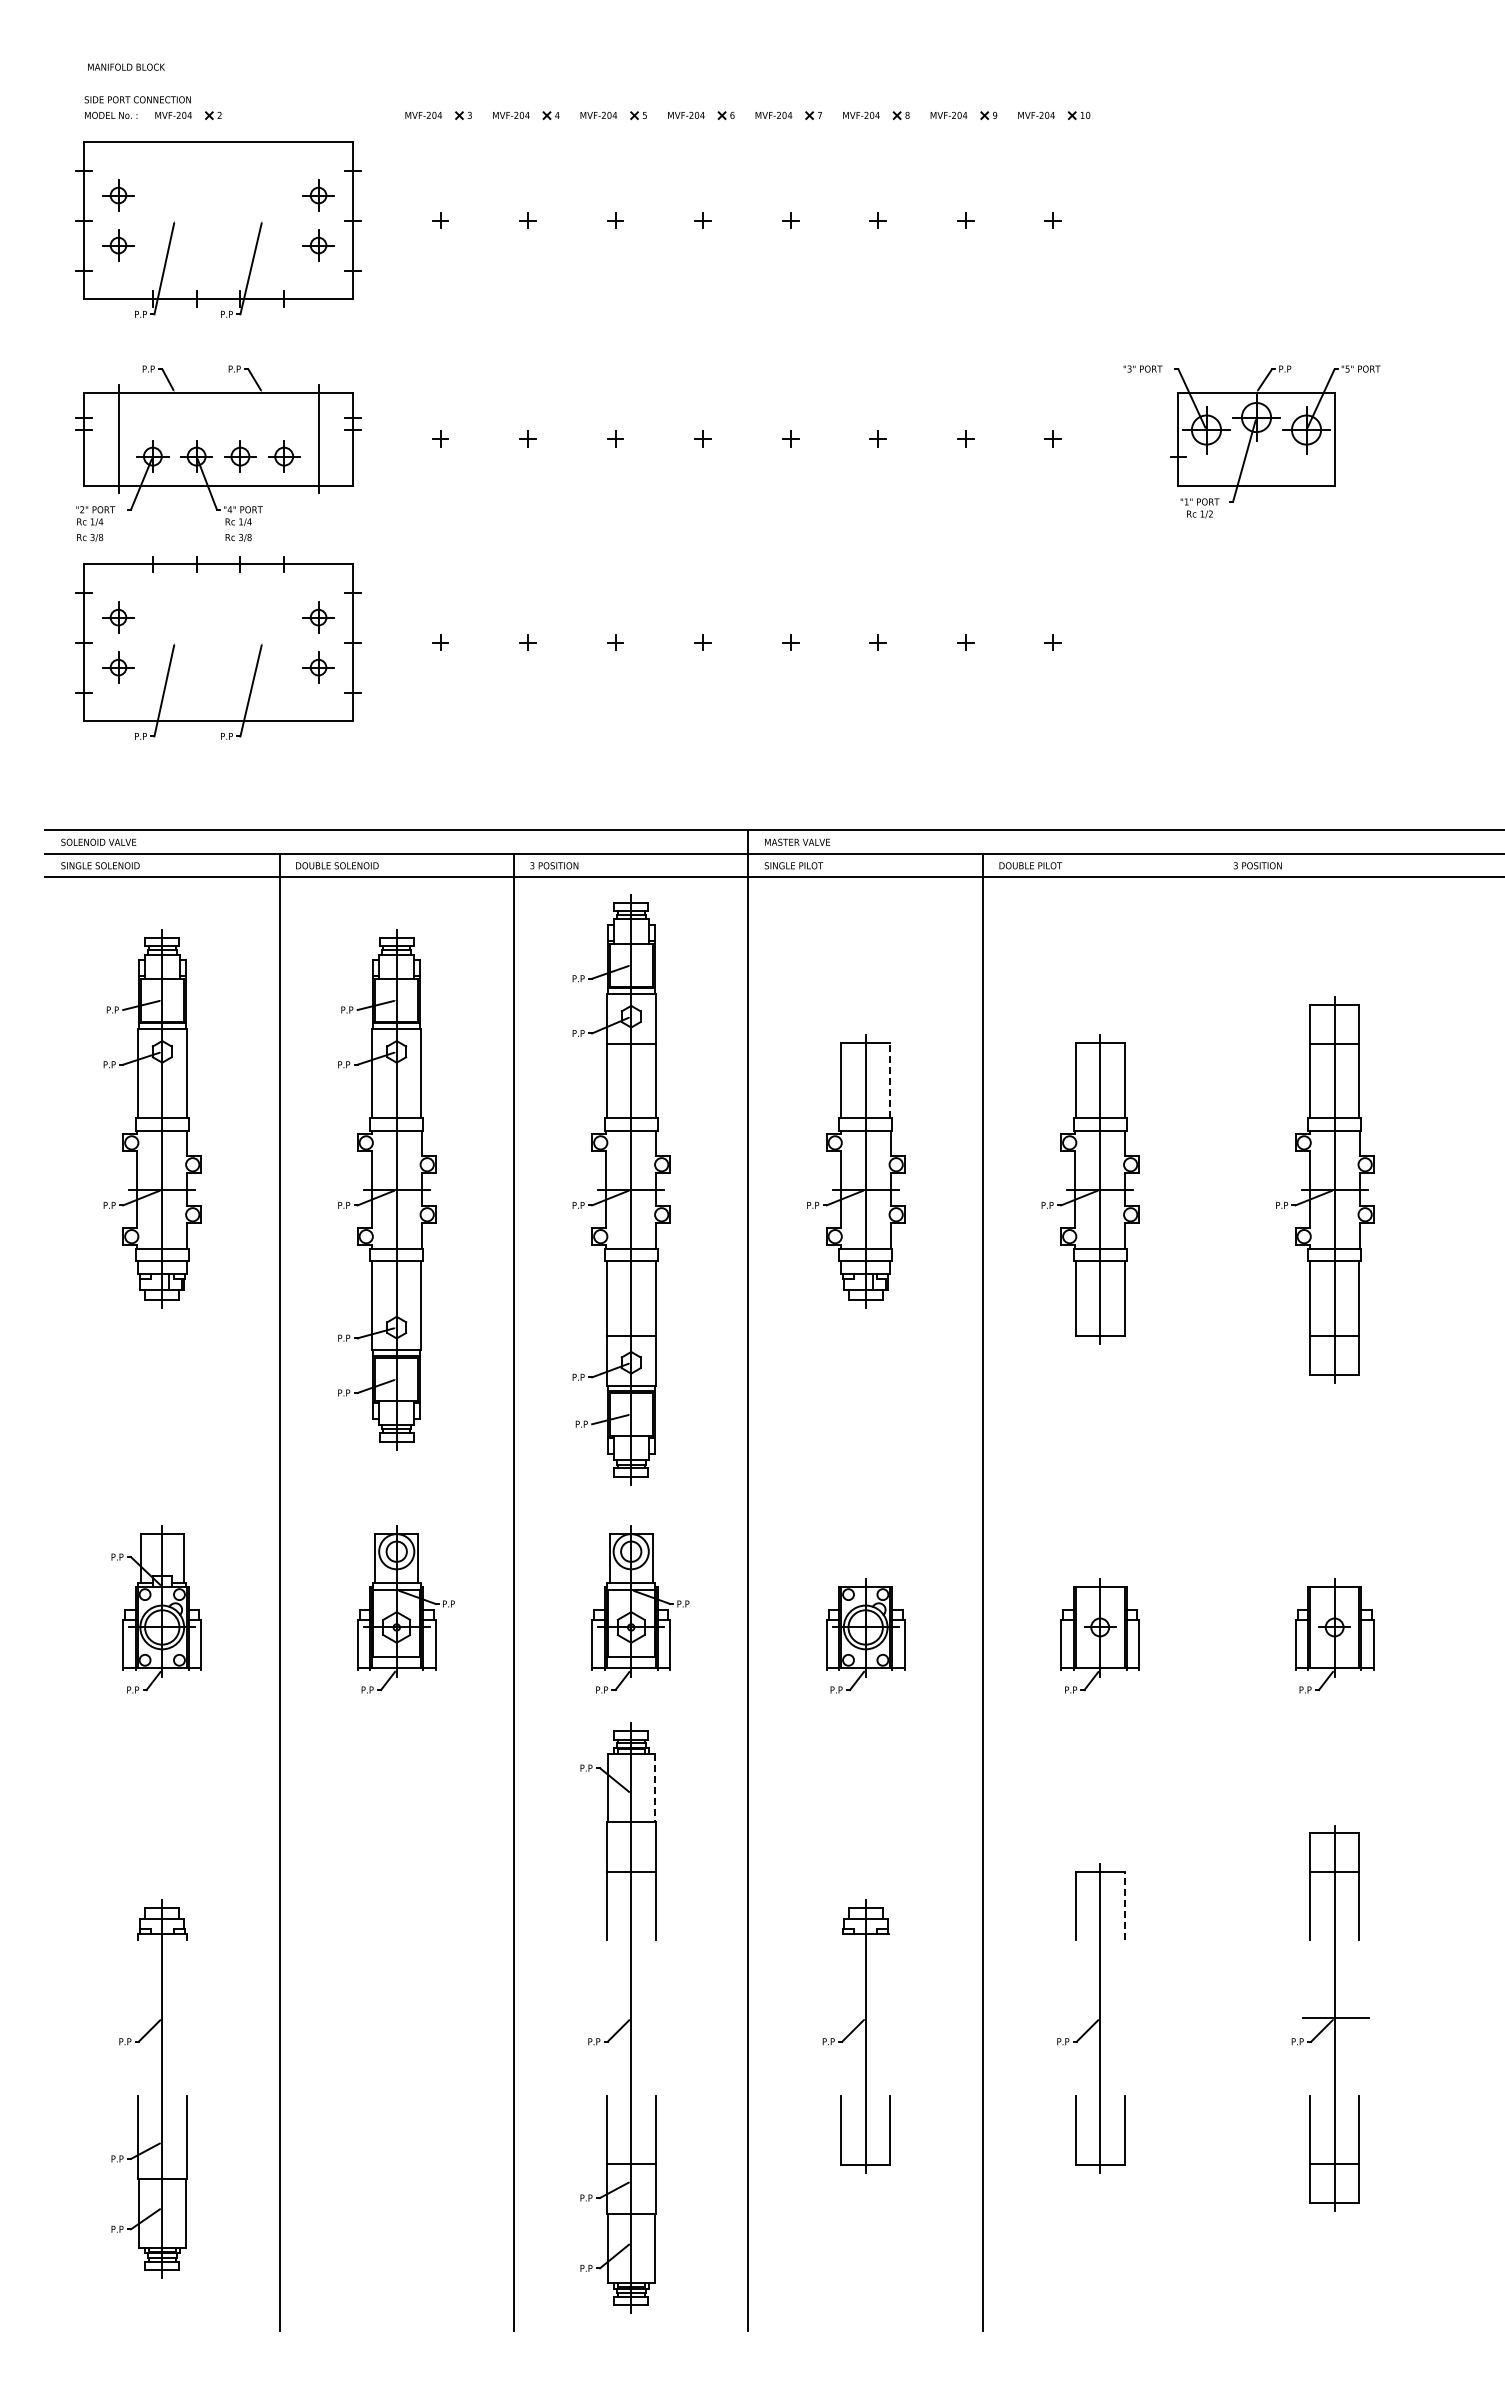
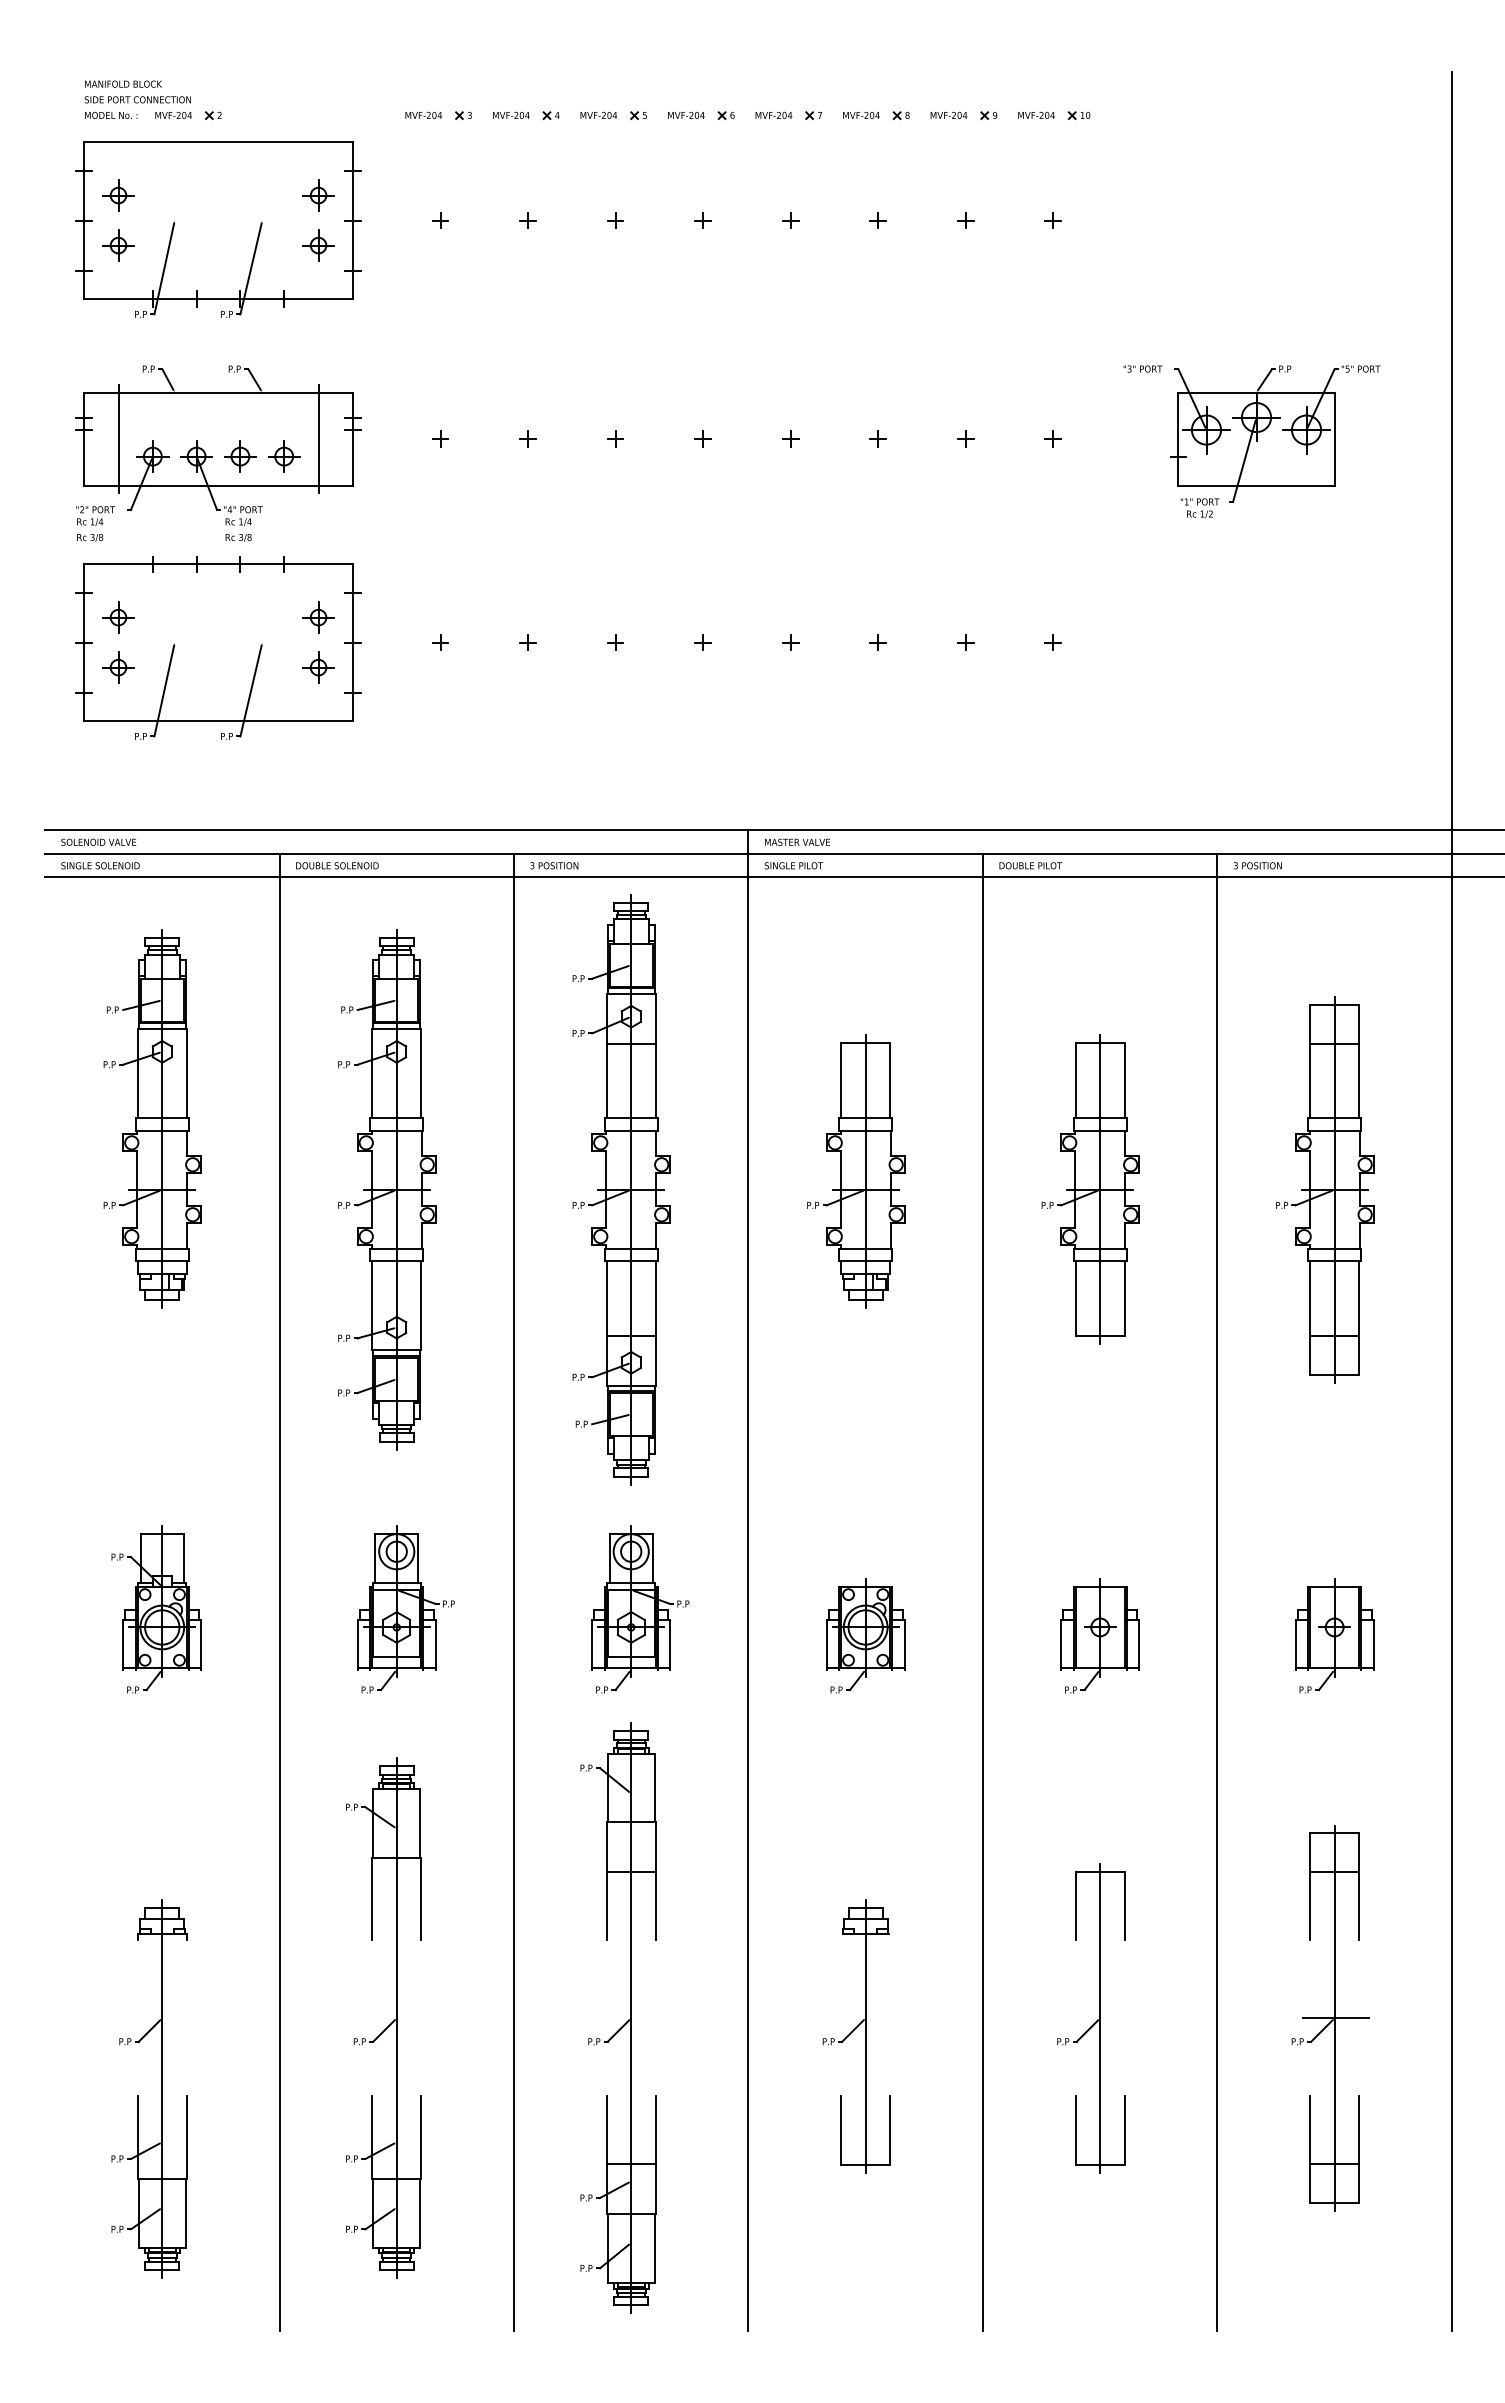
text position: (126, 66) -> (123, 83) (123, 83)
line: dashed -> solid (890, 1080)
line: none -> present (1451, 1201)
line: none -> present (1217, 1591)
line: dashed -> solid (654, 1788)
line: dashed -> solid (1124, 1905)
part: none -> present (390, 2023)
